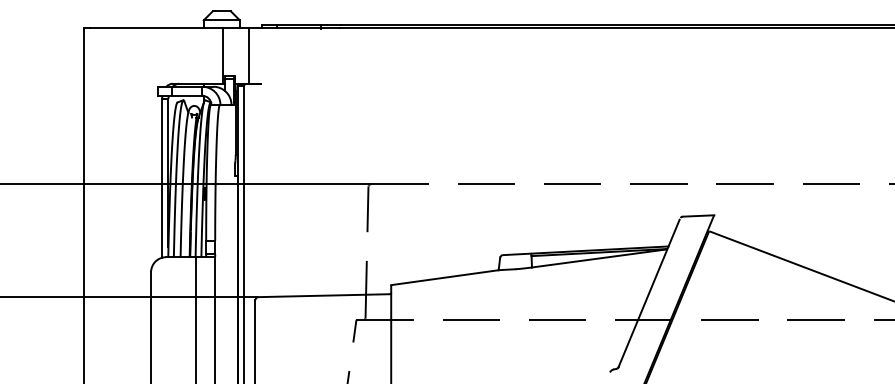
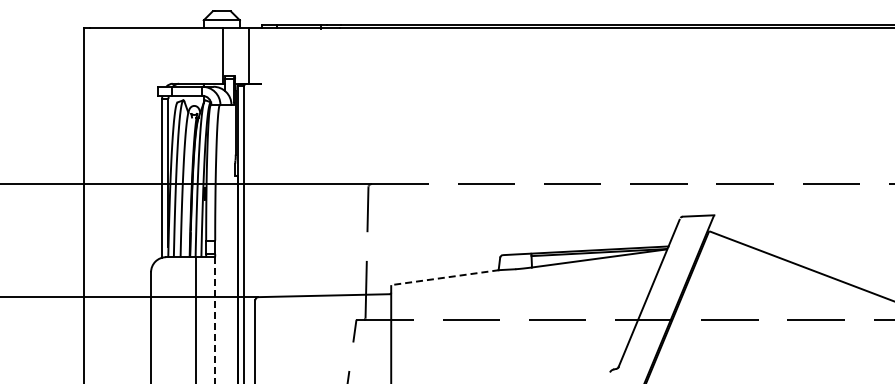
line: solid -> dashed (445, 277)
line: solid -> dashed (215, 321)
